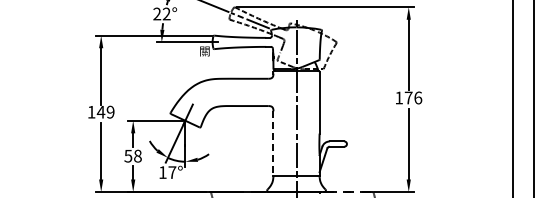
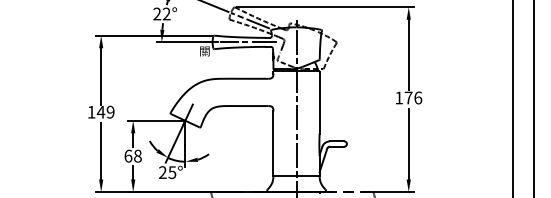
line: none -> present (248, 42)
line: dashed -> solid (273, 143)
text: 58 -> 68 (128, 155)
text: 17° -> 25° (167, 172)
